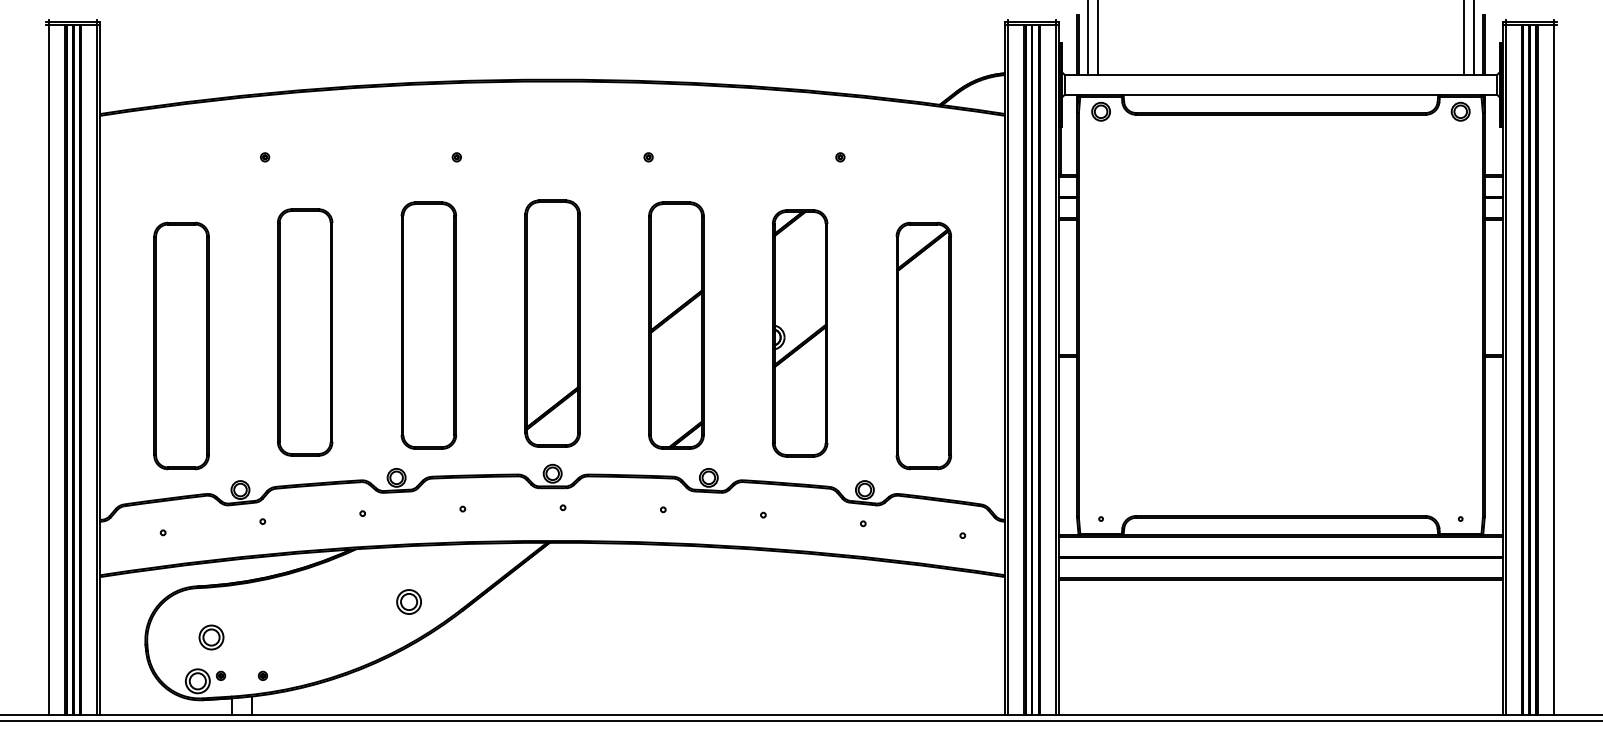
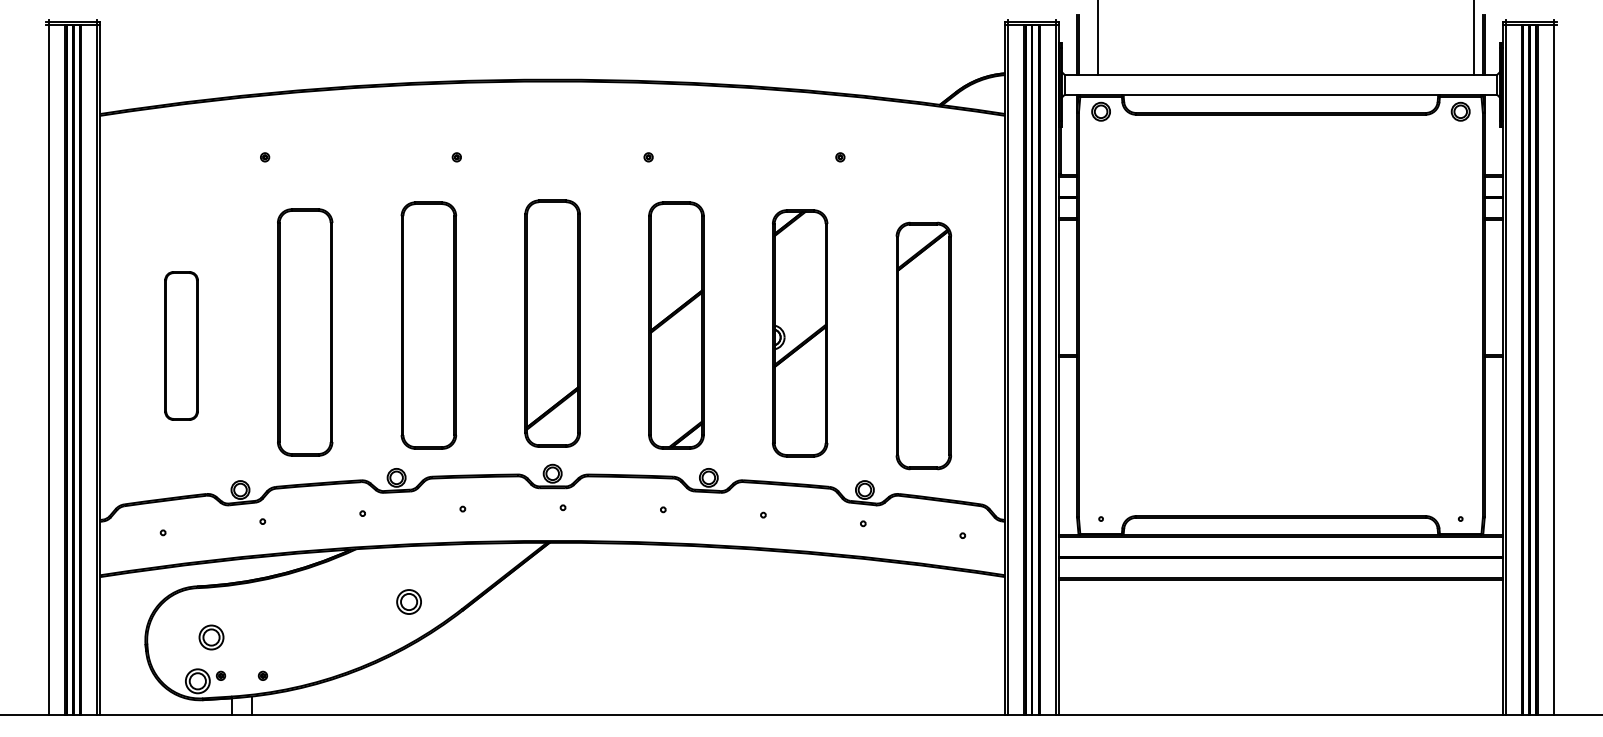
line: present -> none (1087, 38)
line: present -> none (1464, 38)
part size: 57x250 px -> 35x150 px (181, 345)
line: present -> none (800, 720)
